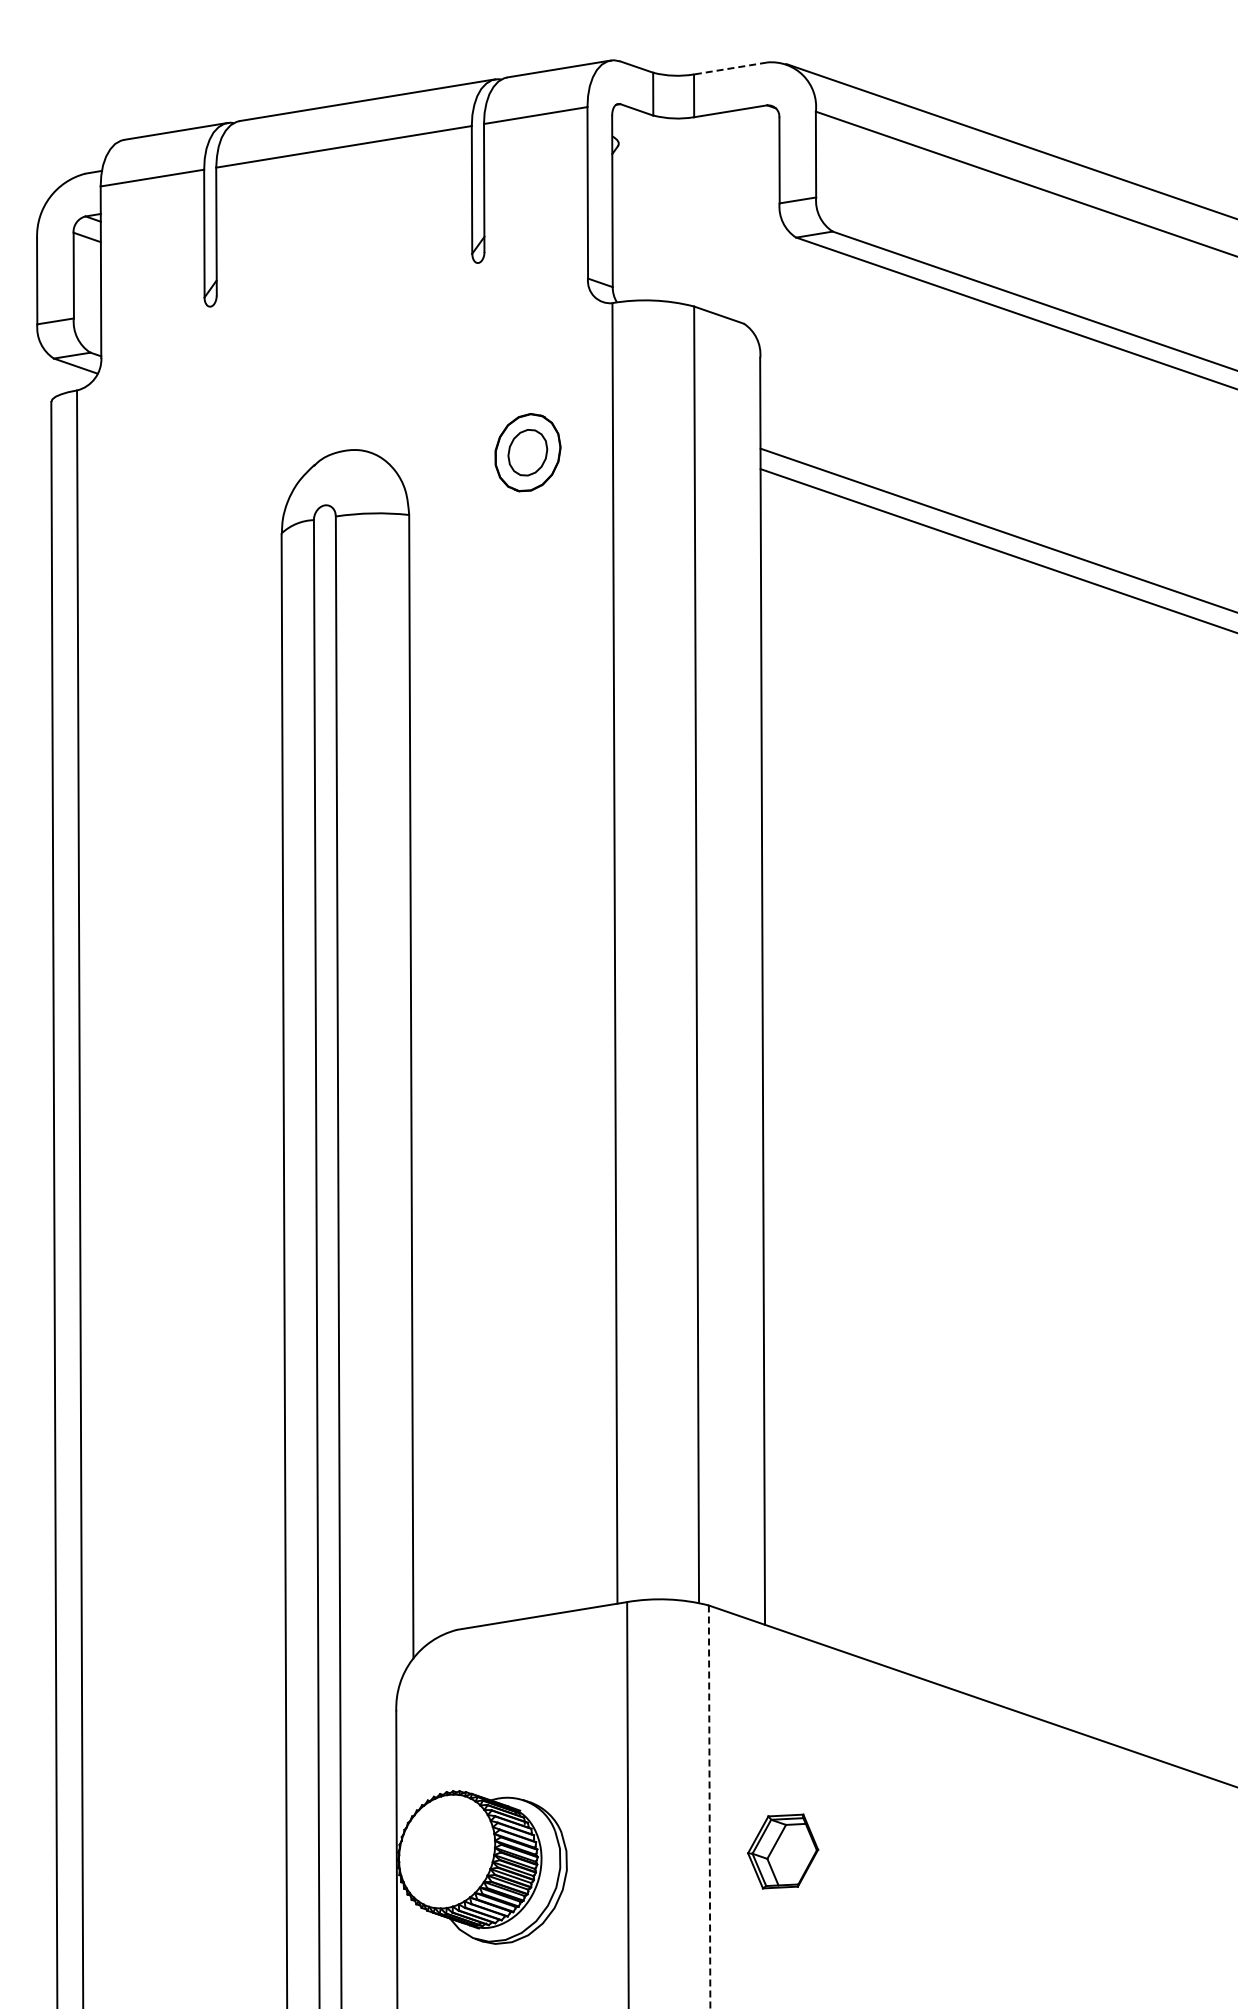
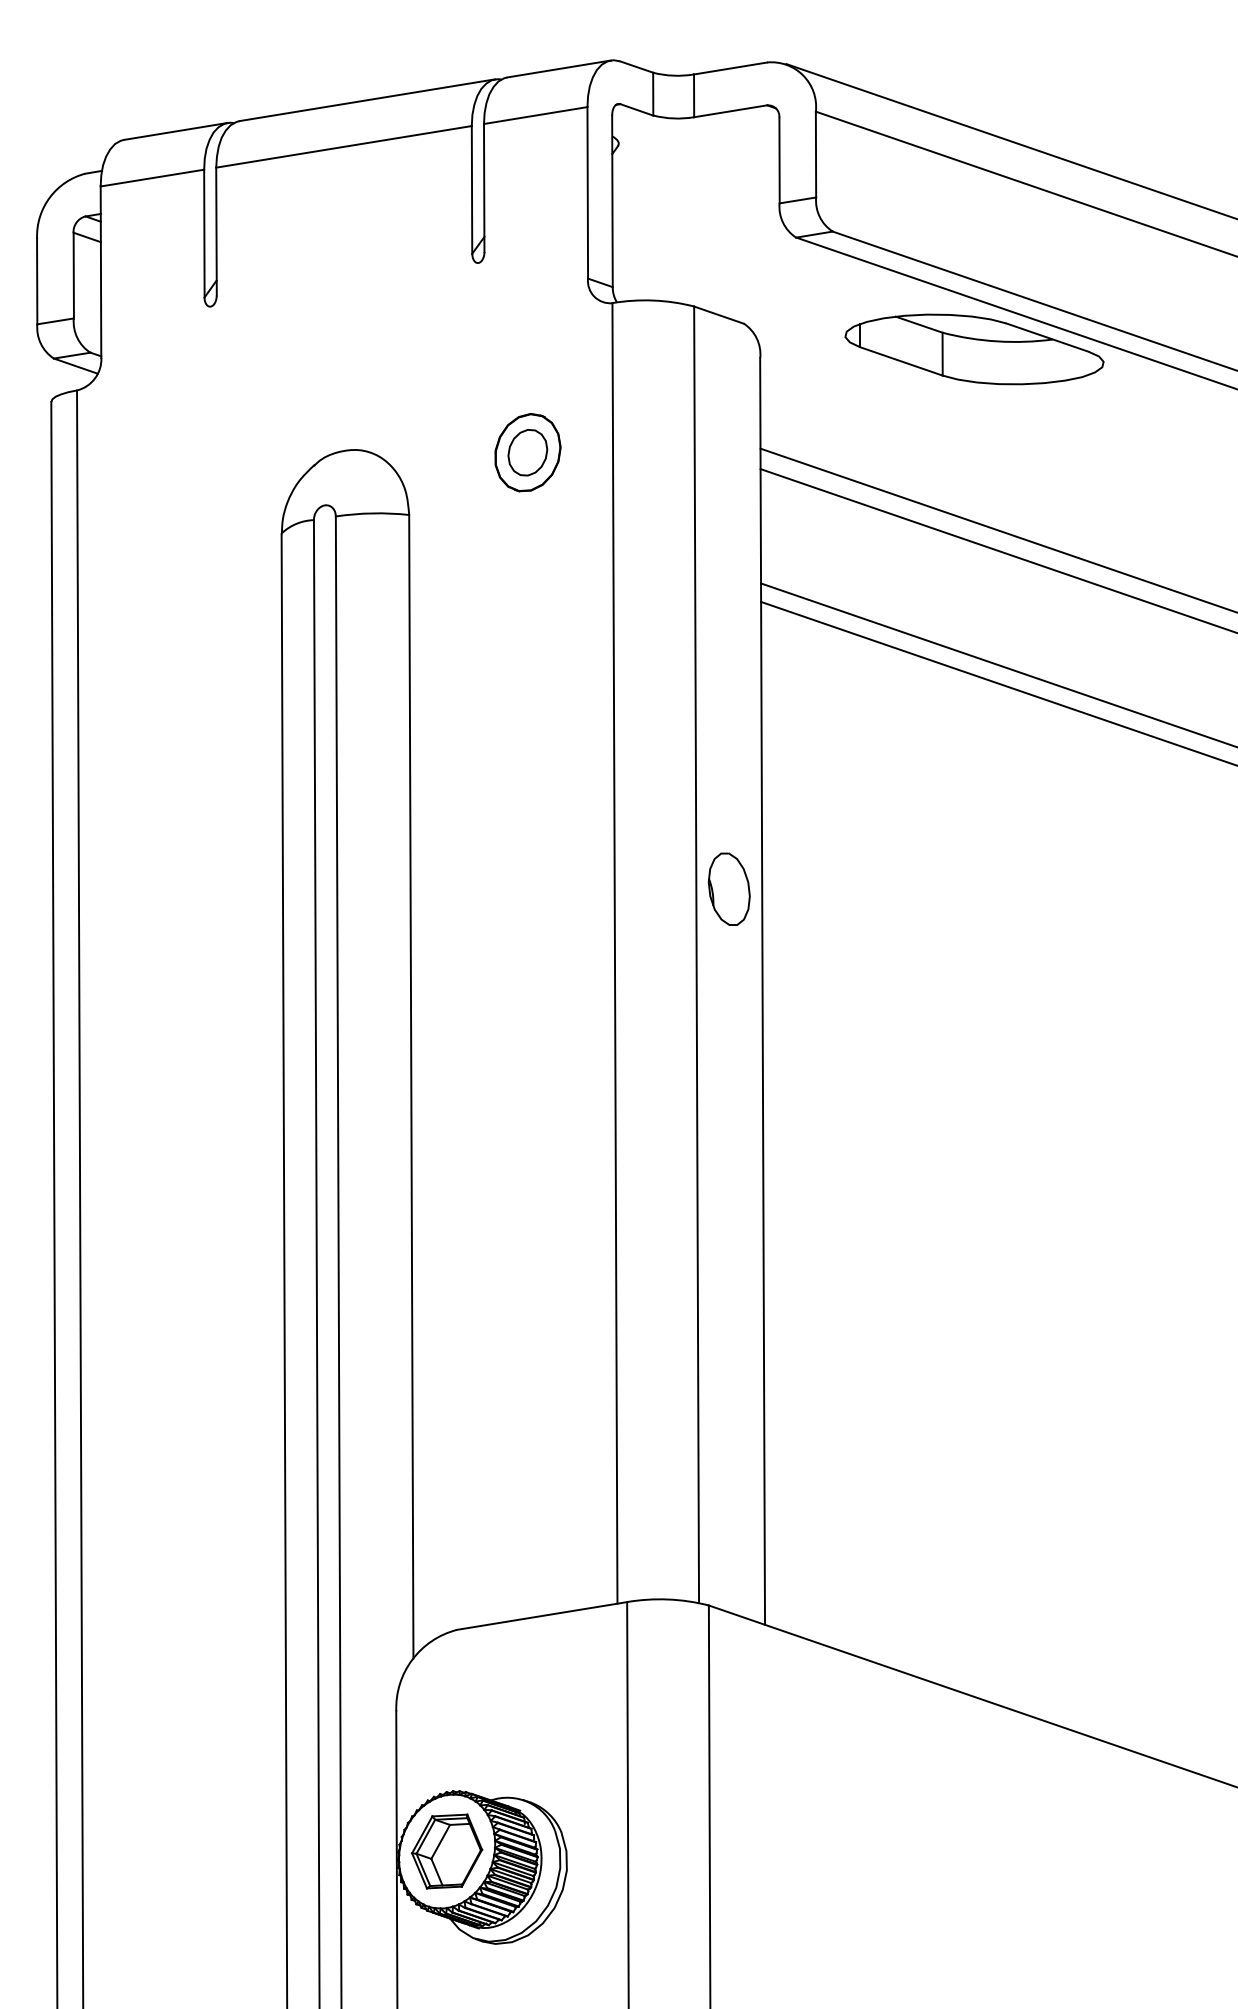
line: dashed -> solid (730, 68)
part: none -> present (974, 349)
line: none -> present (997, 664)
line: none -> present (997, 682)
part: none -> present (728, 888)
line: dashed -> solid (709, 1807)
part position: (783, 1851) -> (447, 1851) (447, 1851)
